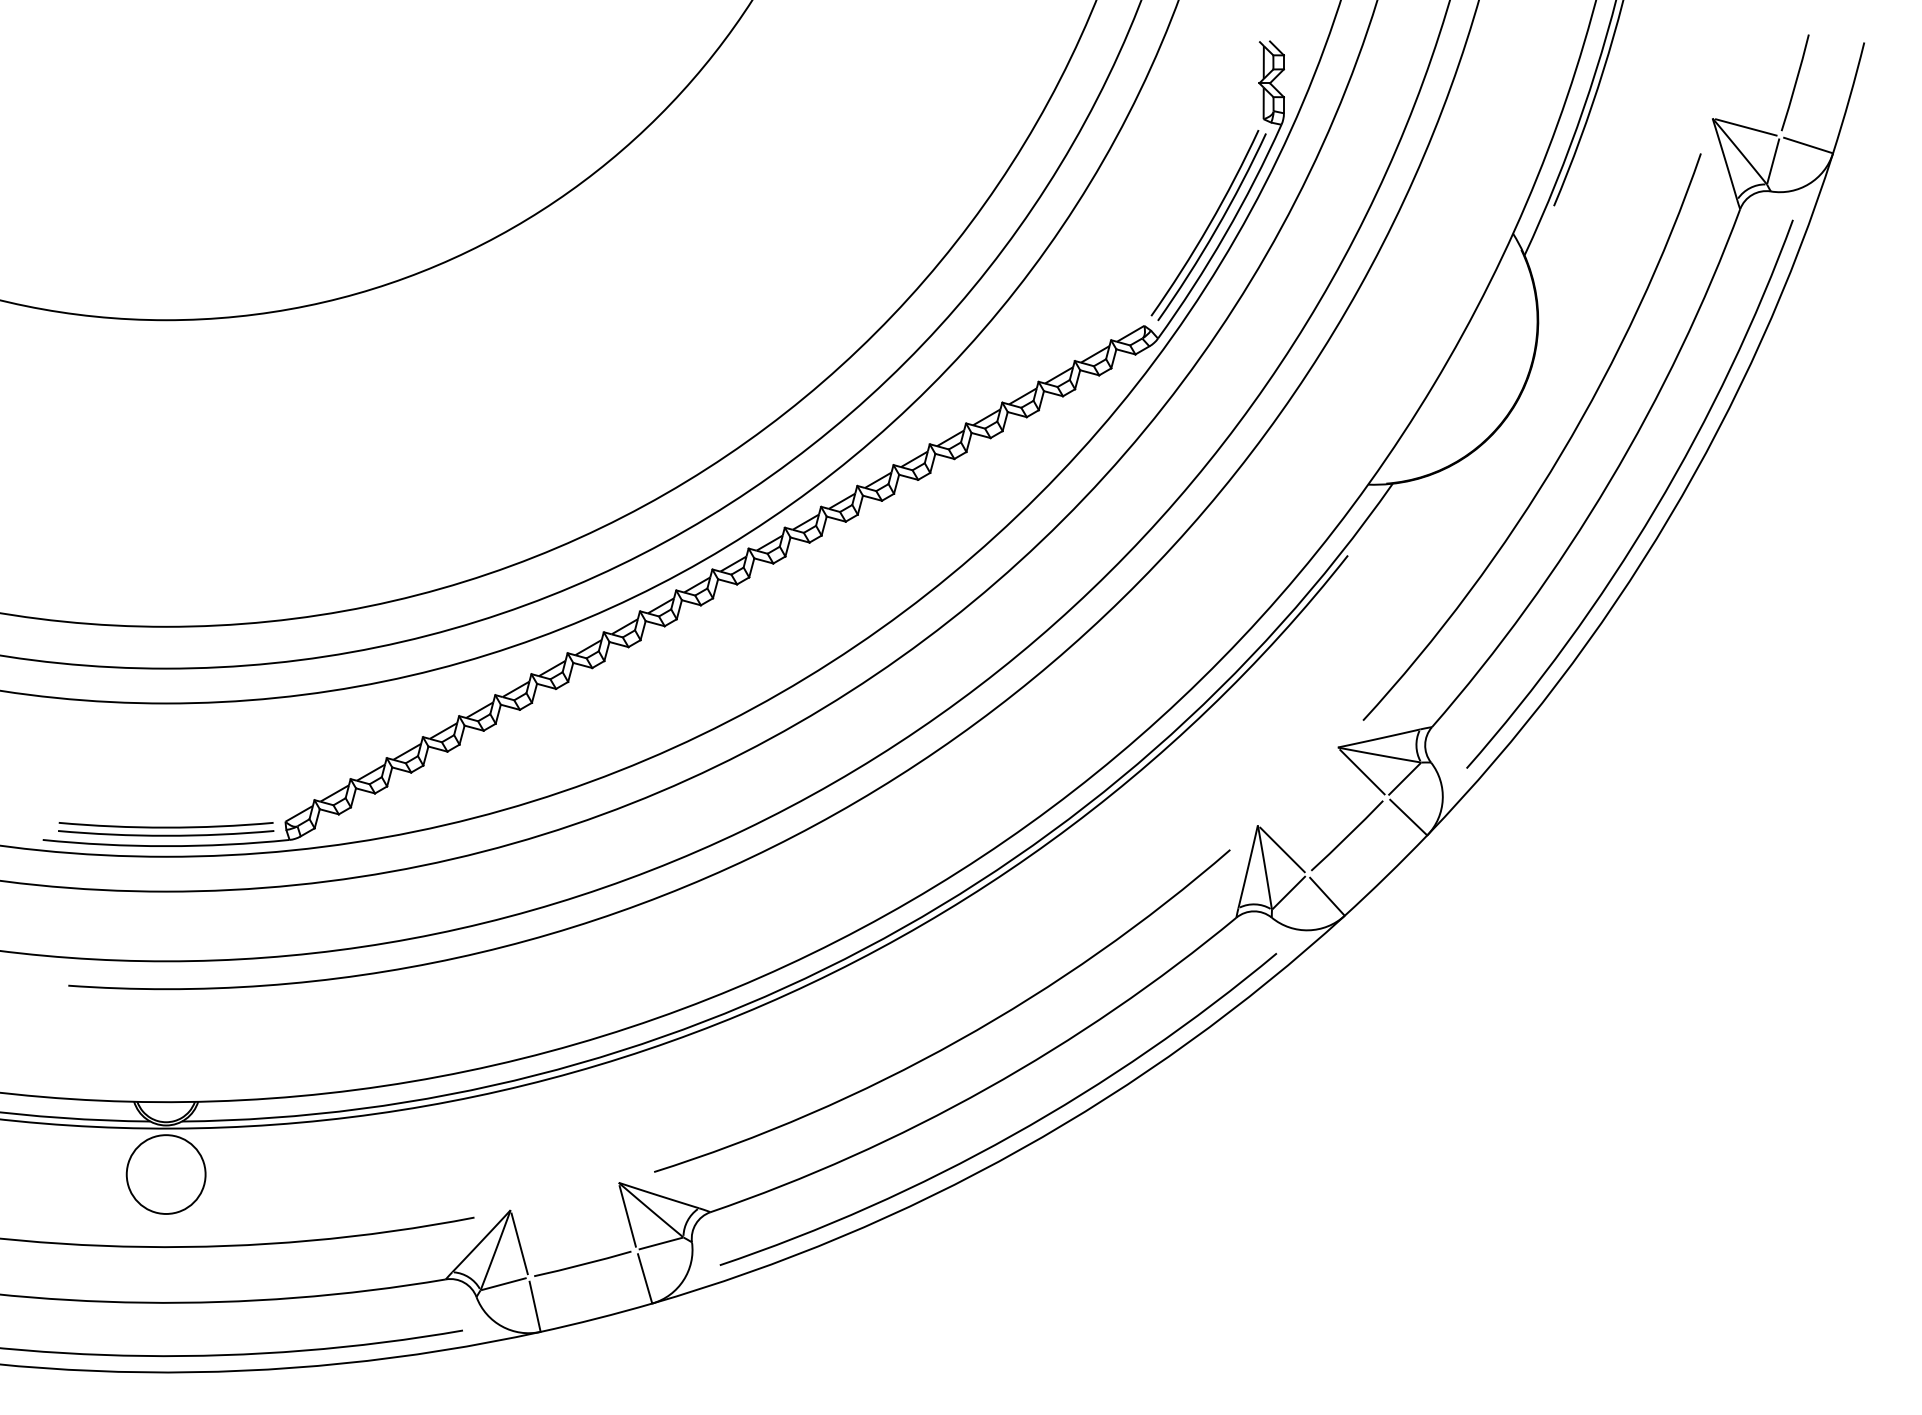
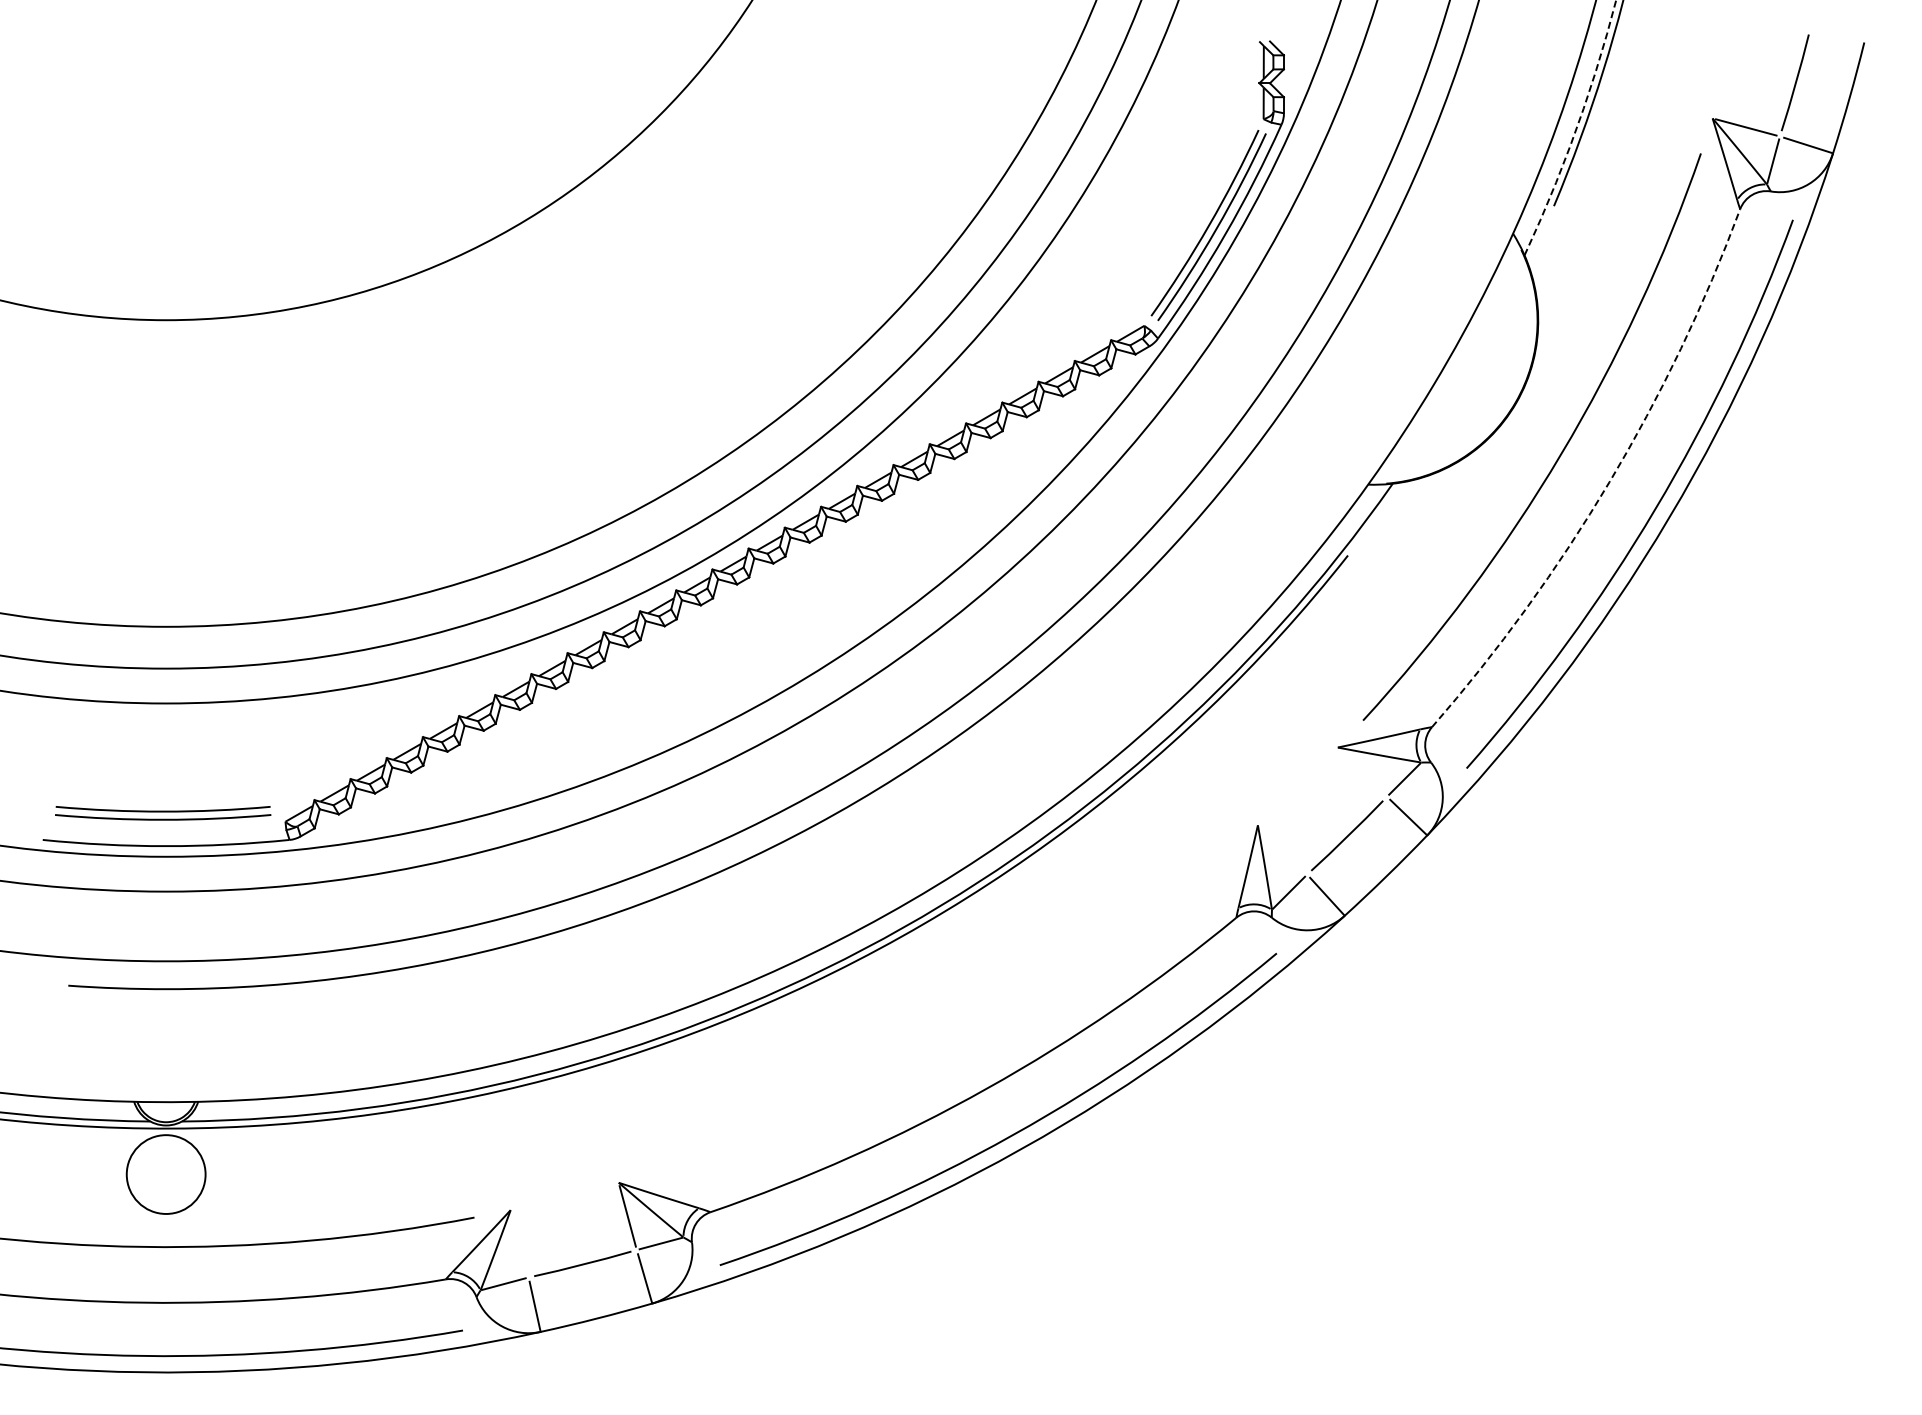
arc: solid -> dashed (1576, 129)
arc: solid -> dashed (1609, 482)
line: present -> none (1362, 772)
part position: (166, 829) -> (163, 813) (163, 813)
line: present -> none (1282, 849)
arc: present -> none (961, 1037)
line: present -> none (519, 1243)
